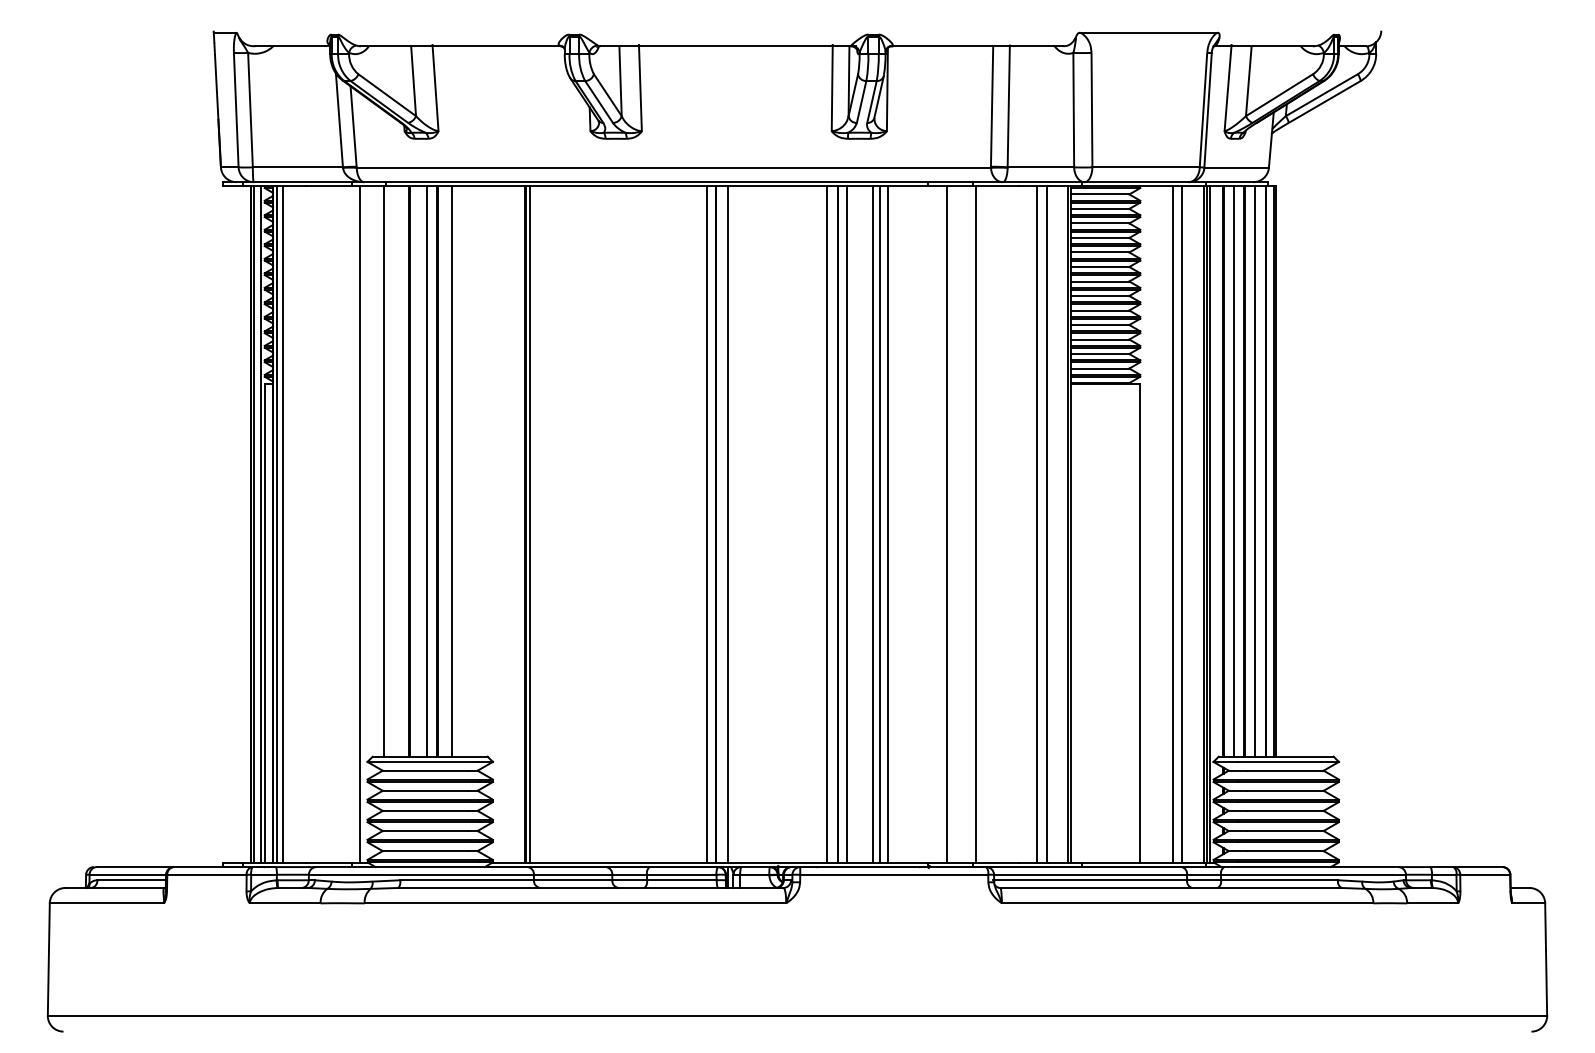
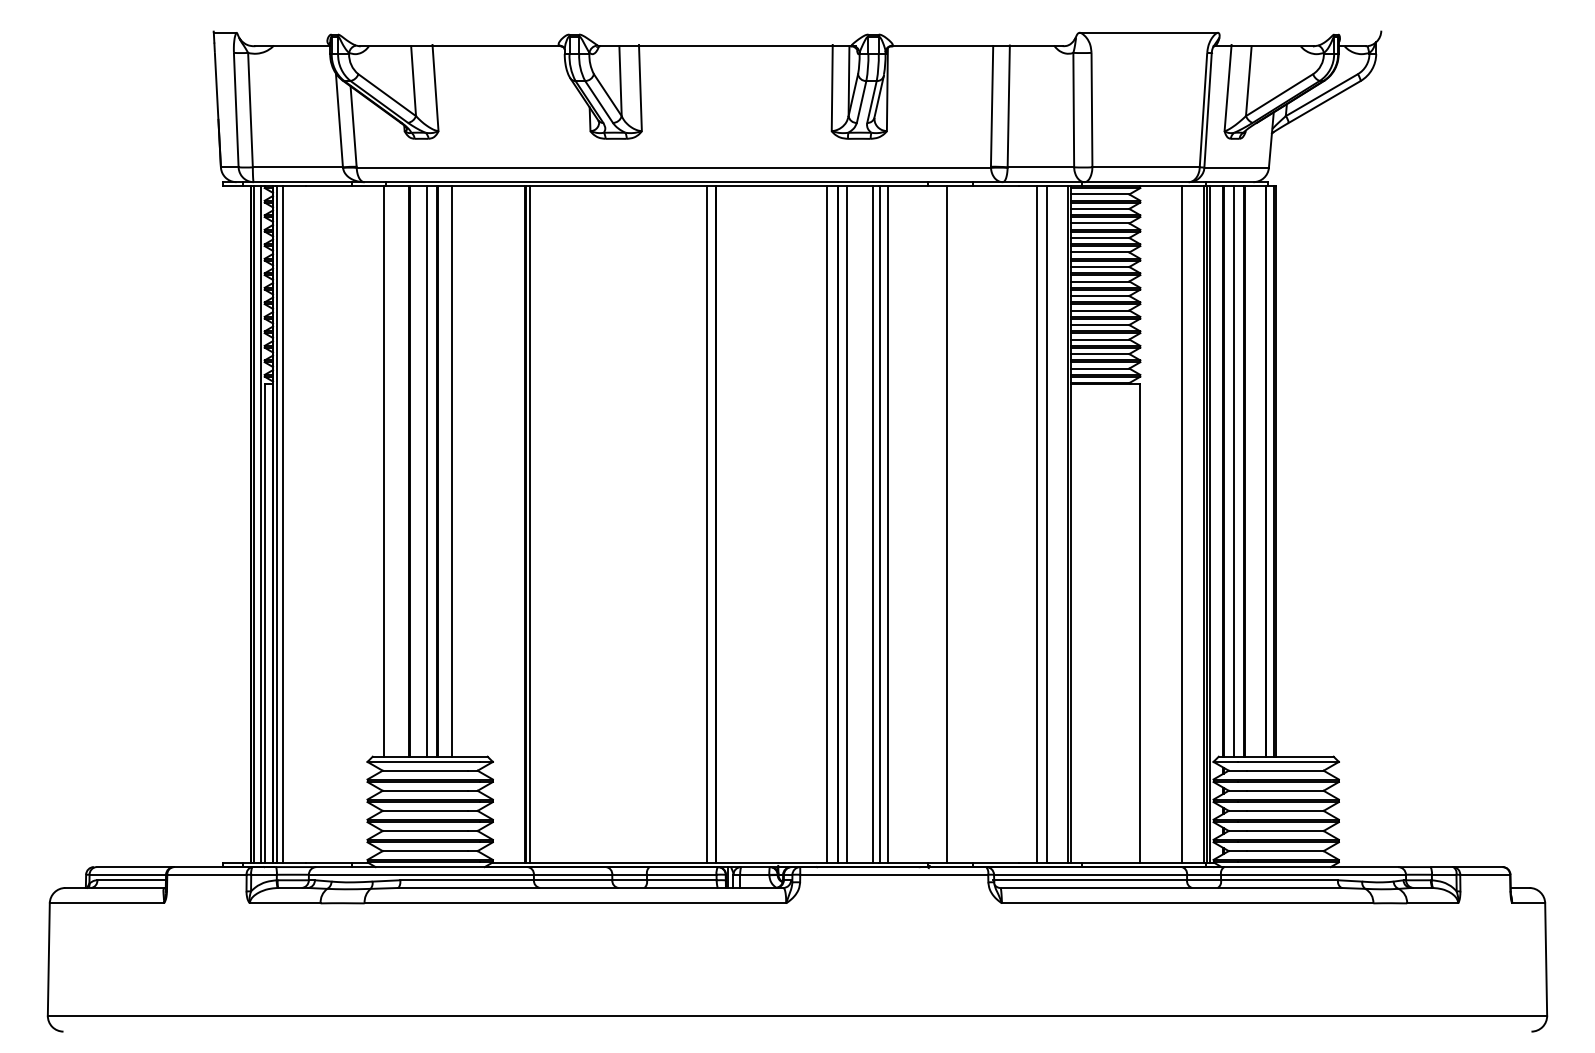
line: present -> none (1254, 471)
line: present -> none (360, 524)
line: present -> none (728, 524)
line: present -> none (975, 524)
line: present -> none (1172, 524)
